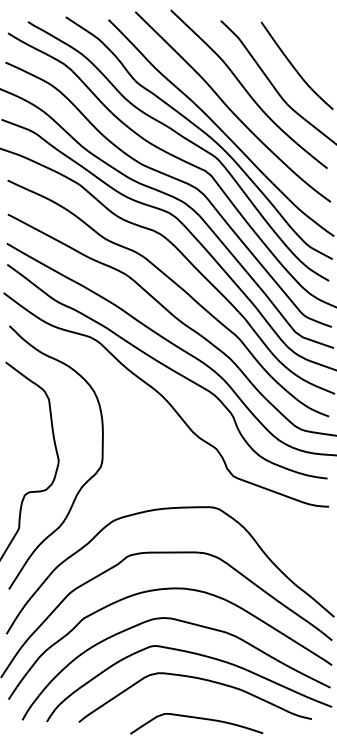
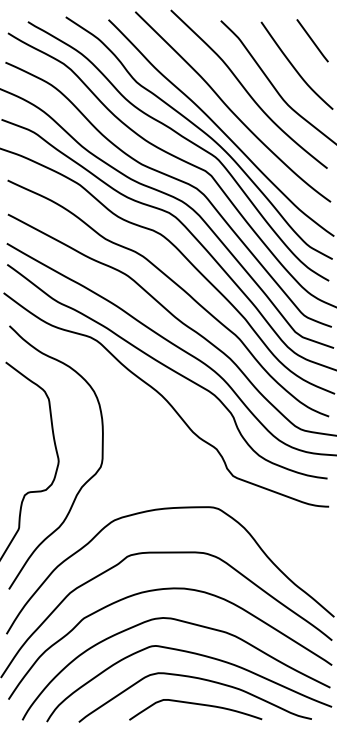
line: none -> present (312, 40)
curve position: (196, 718) -> (195, 704) (195, 704)
